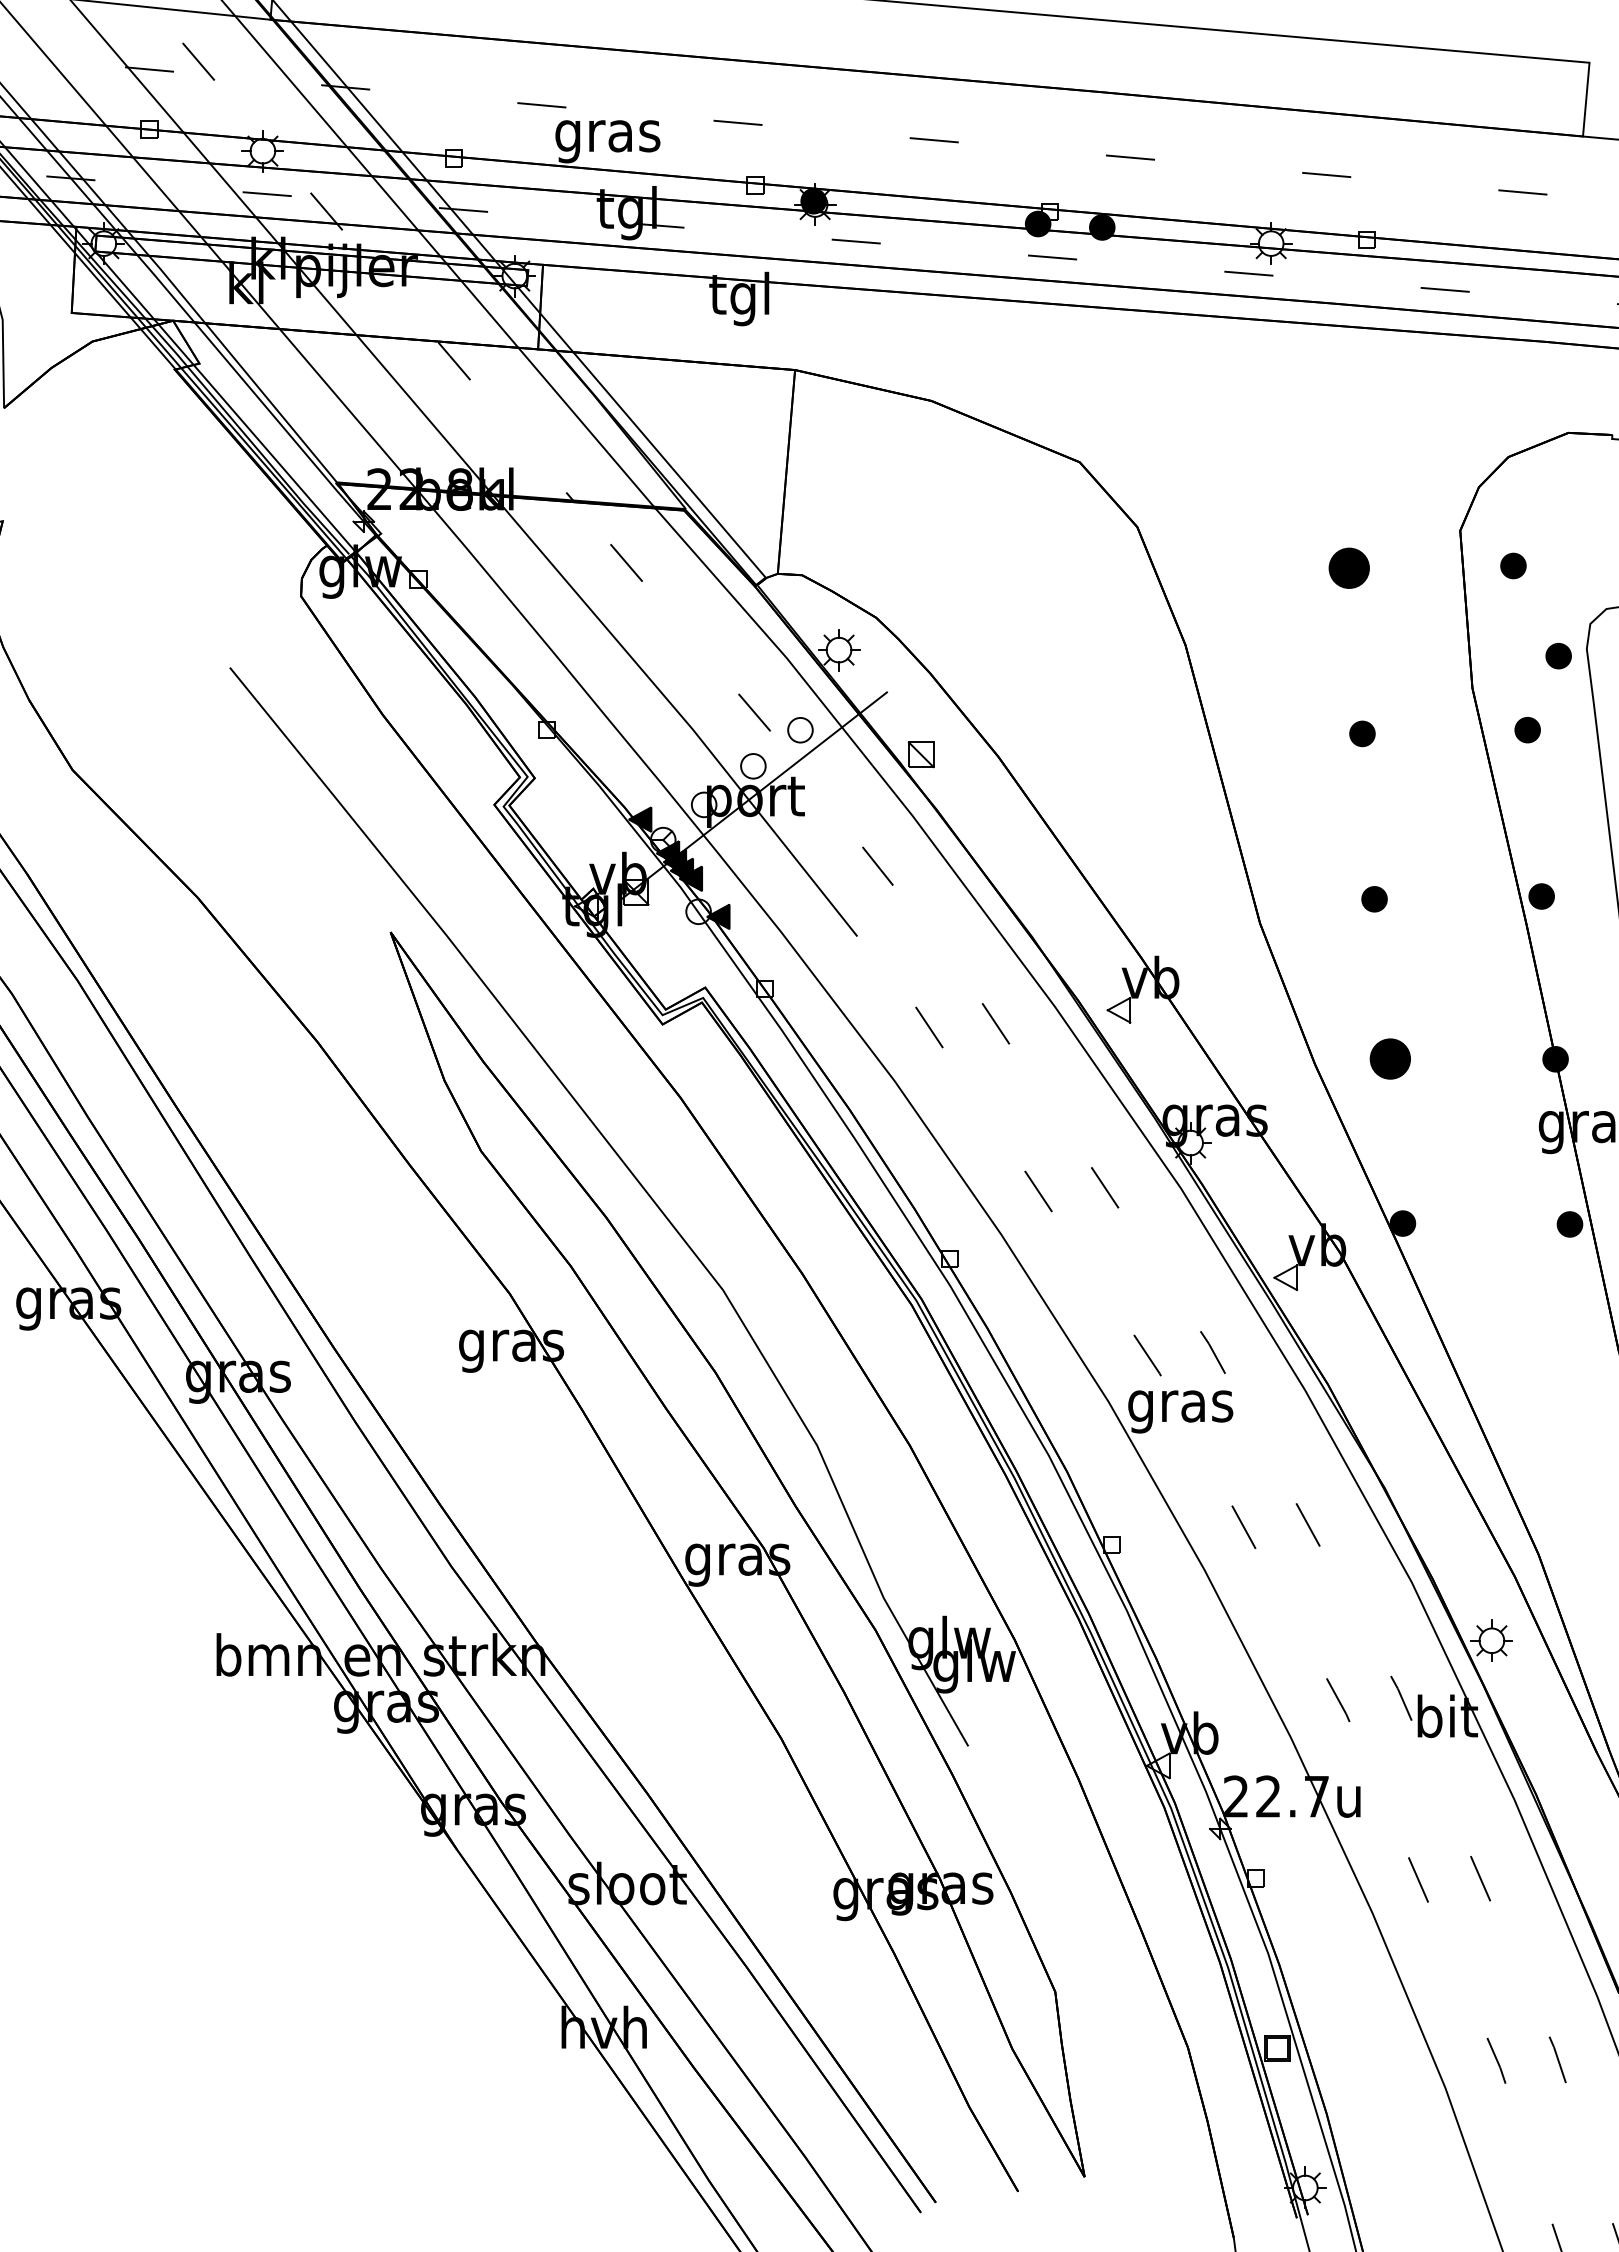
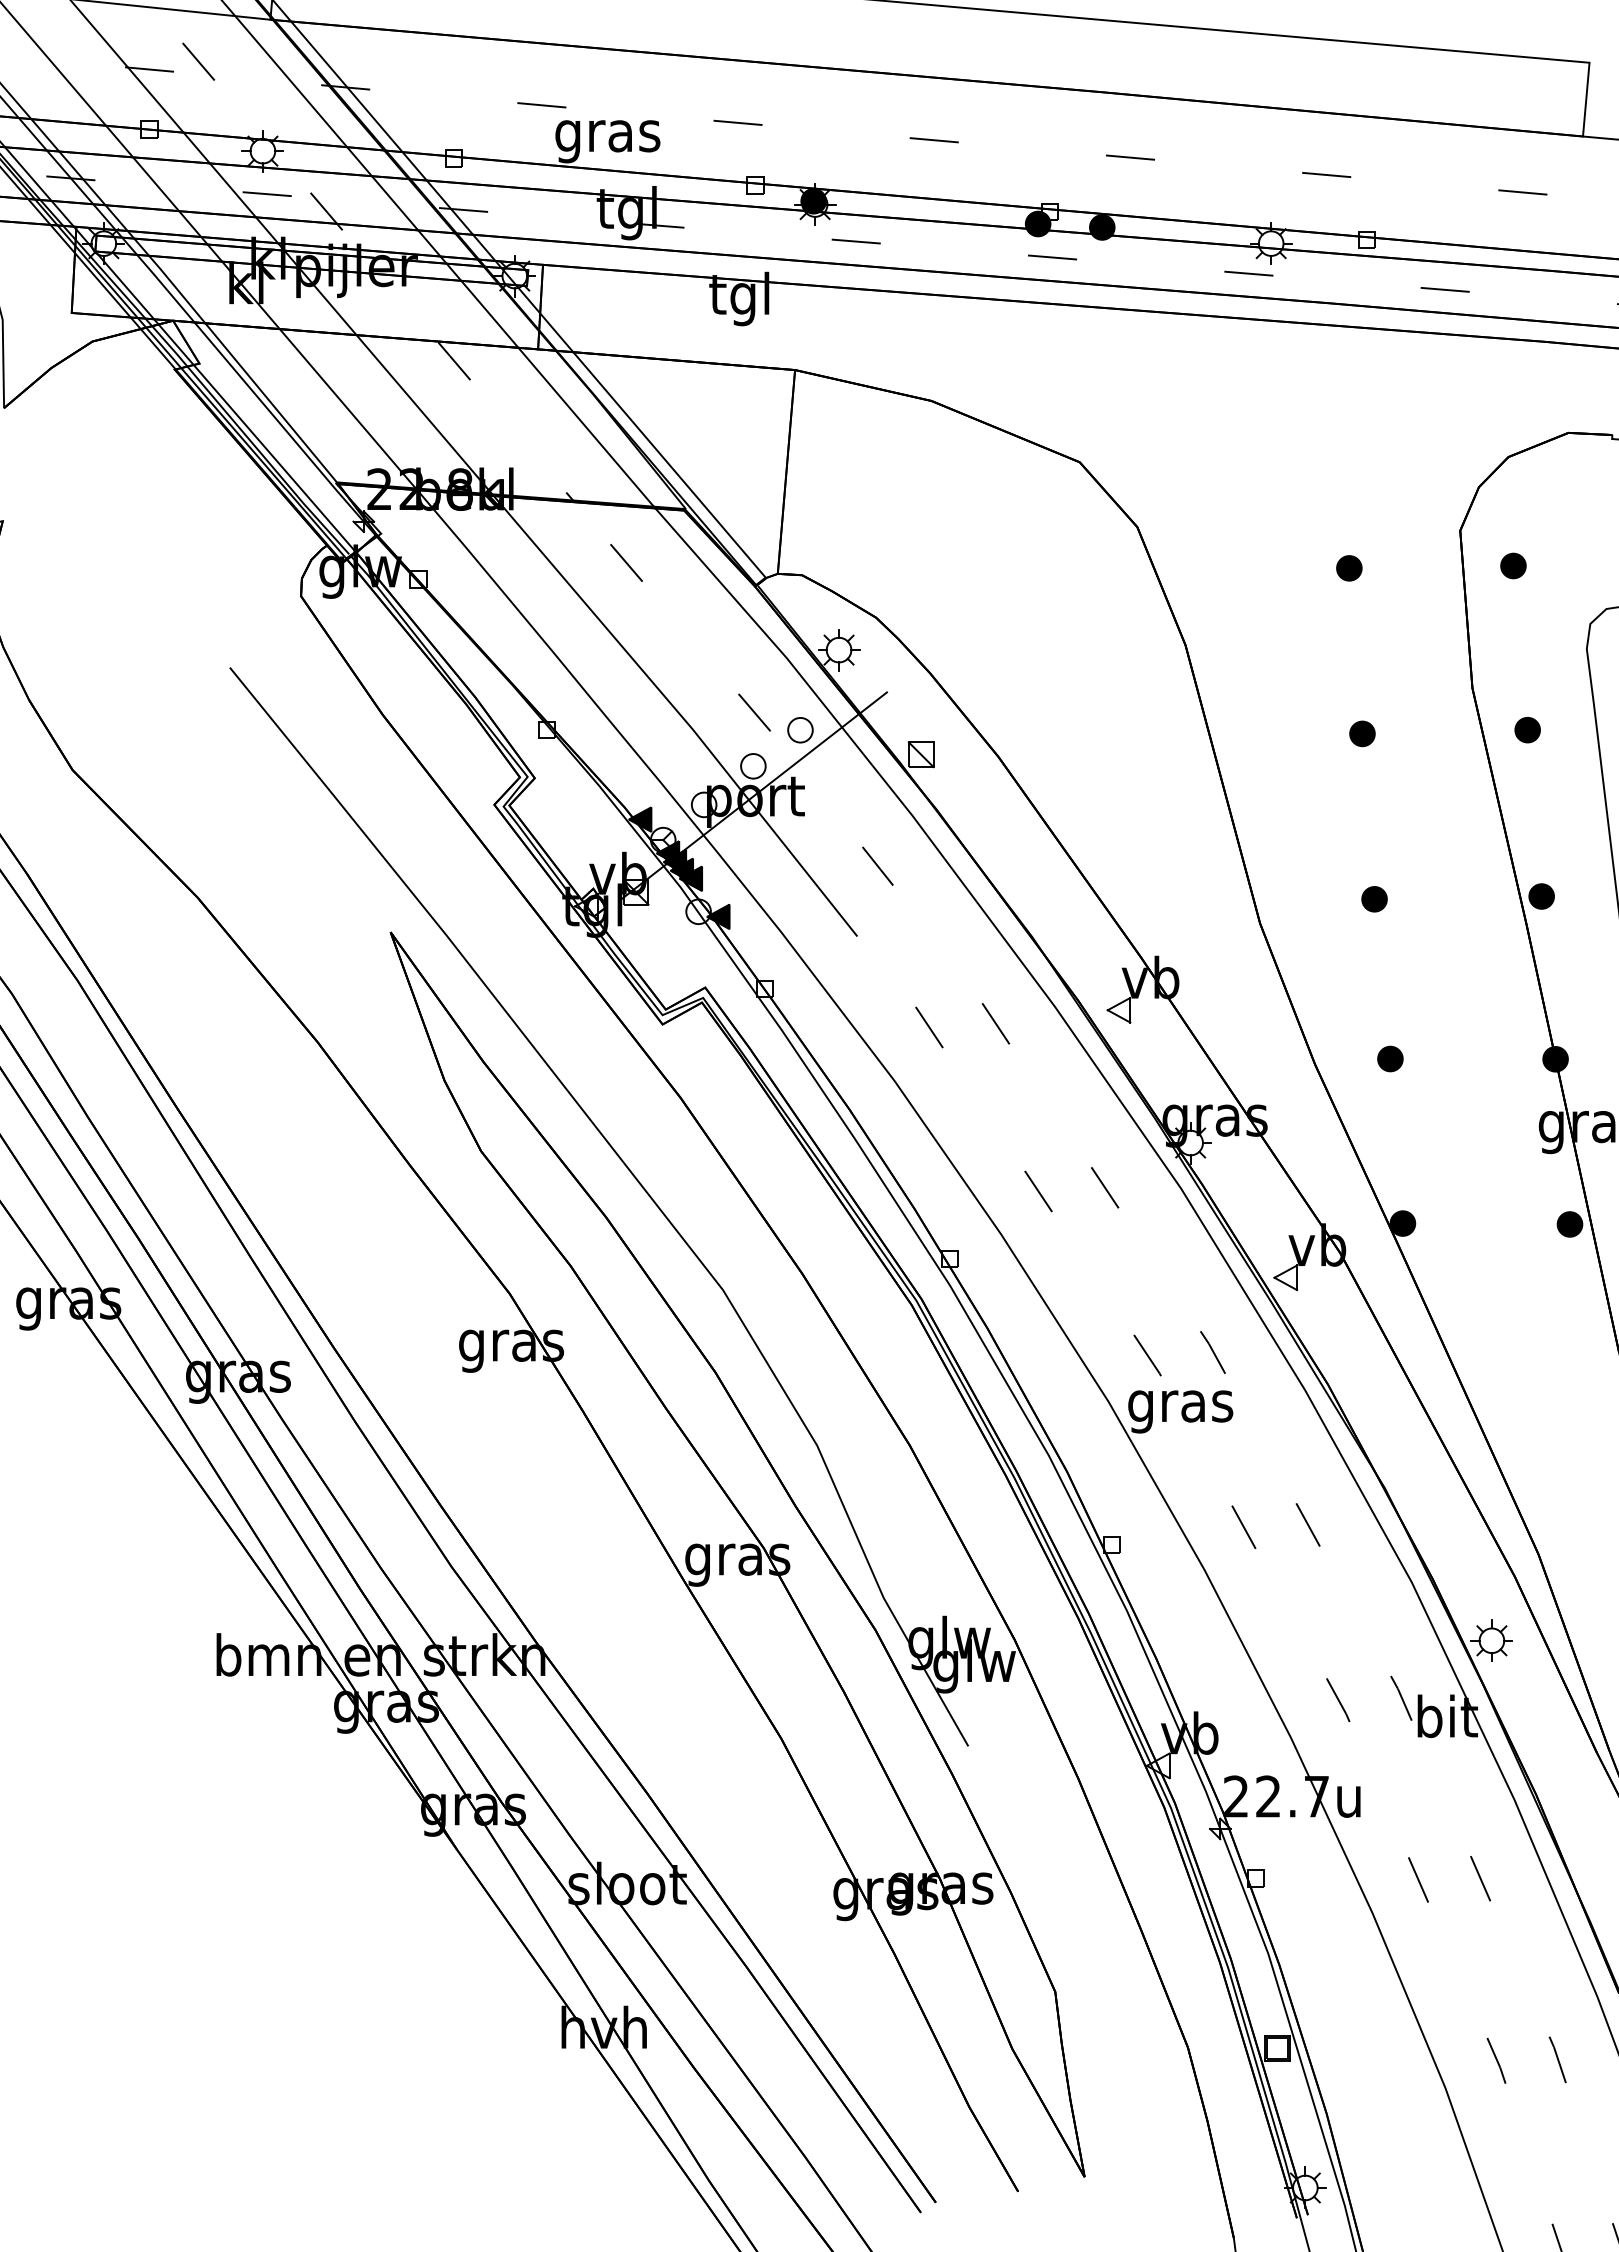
part size: 42x42 px -> 27x27 px (1349, 568)
part: present -> none (1558, 656)
part size: 42x42 px -> 27x28 px (1390, 1058)
